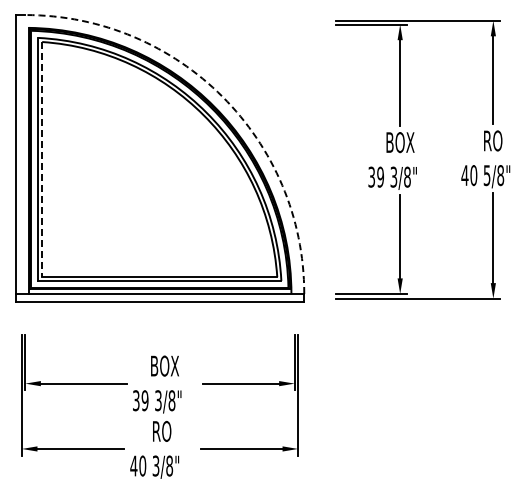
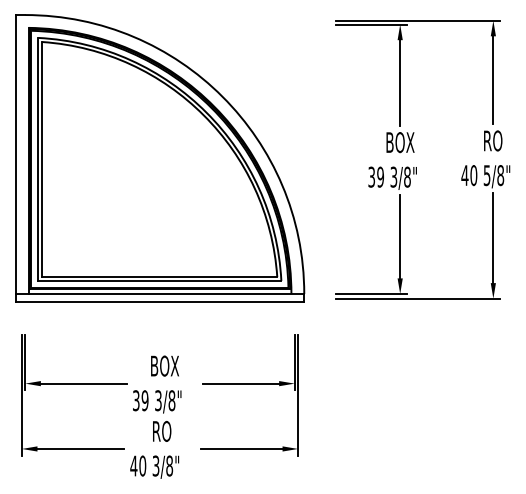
arc: dashed -> solid (222, 96)
line: dashed -> solid (42, 159)
